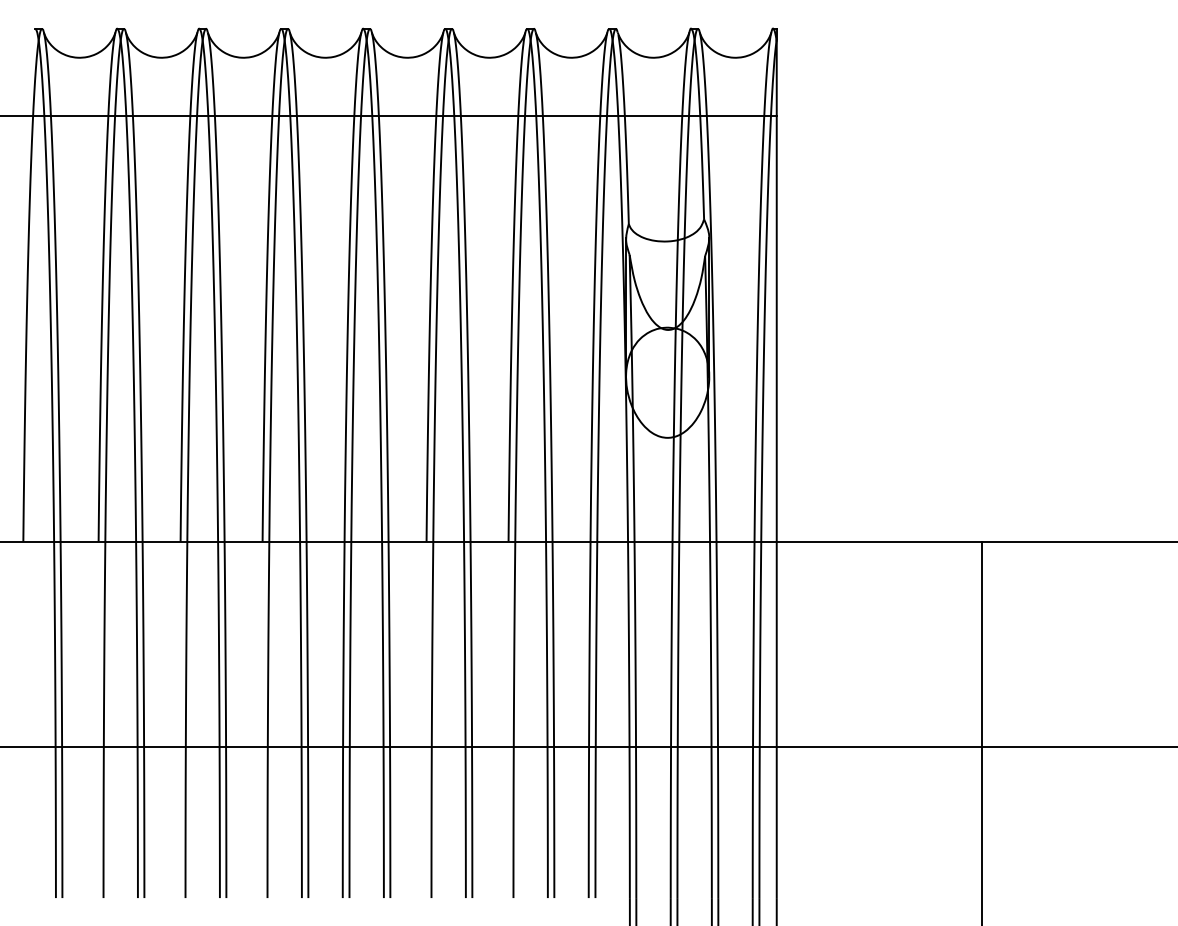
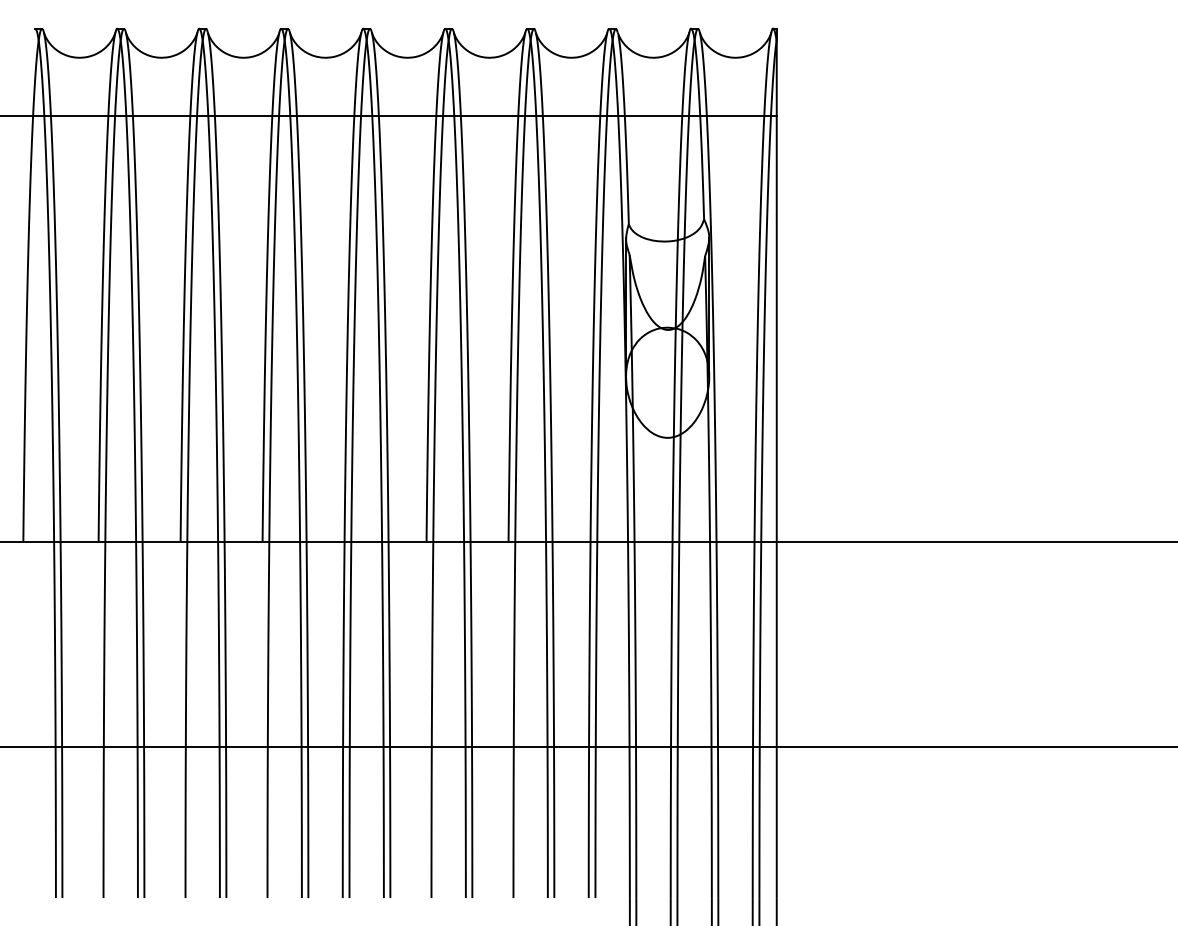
line: present -> none (981, 731)
